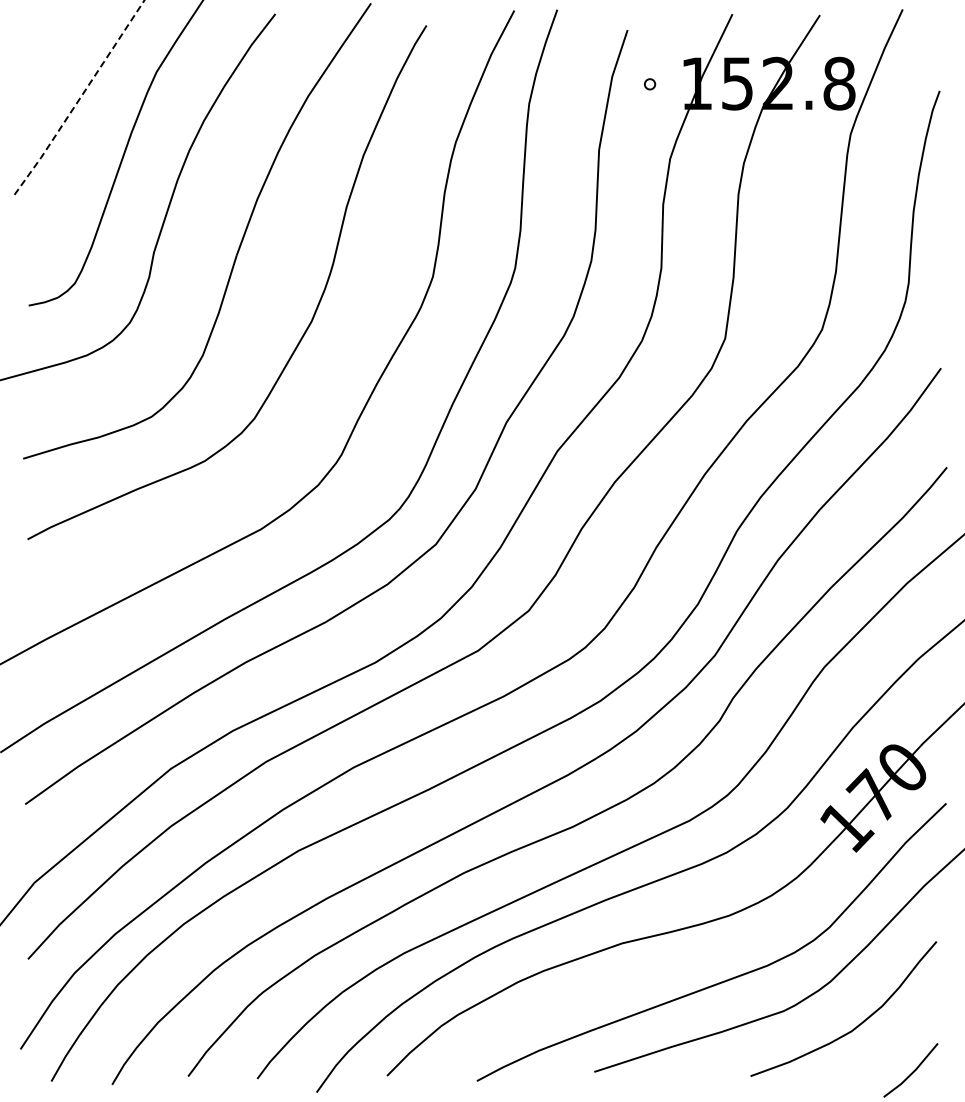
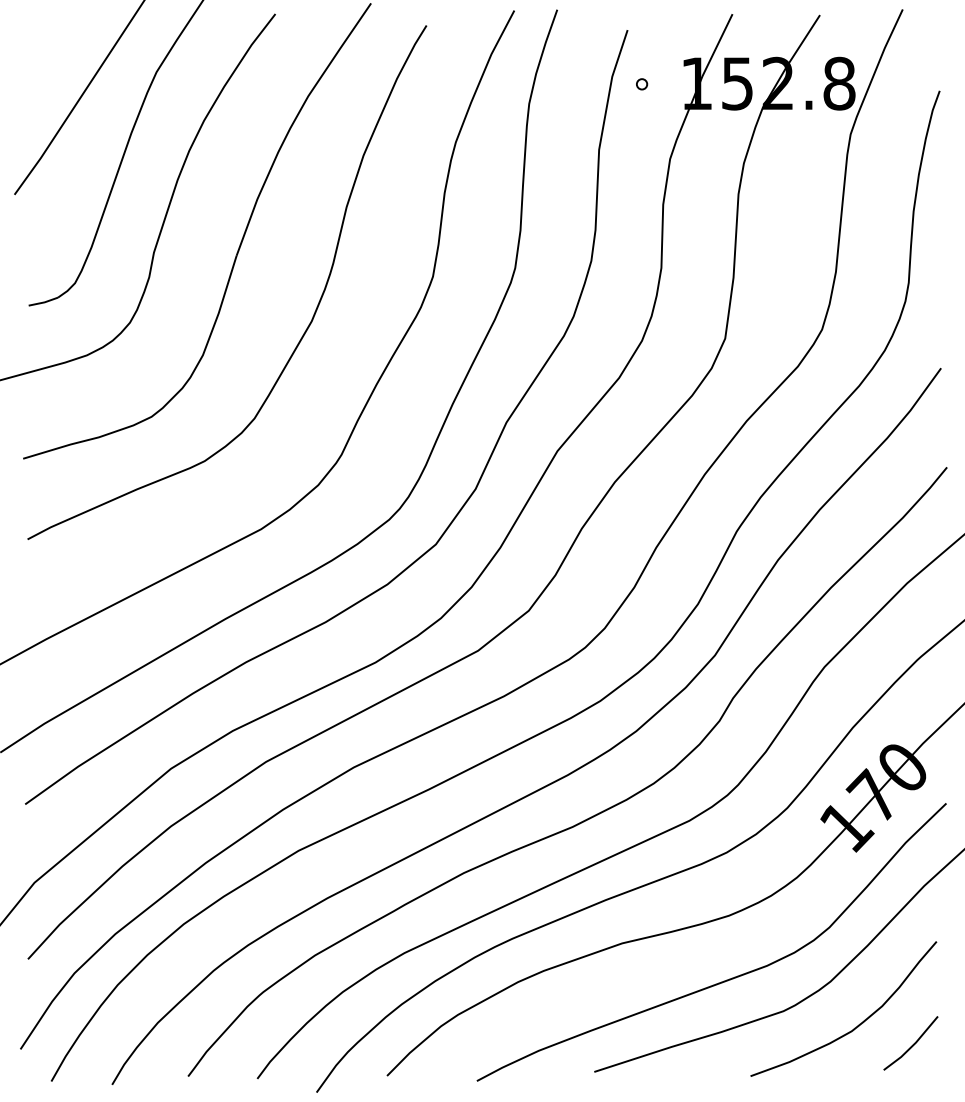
part position: (650, 84) -> (642, 84) (642, 84)
line: dashed -> solid (80, 98)
line position: (912, 1071) -> (912, 1044) (912, 1044)
